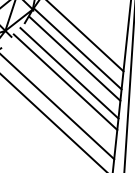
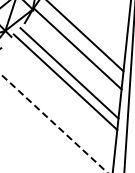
line: present -> none (74, 58)
line: present -> none (58, 107)
line: solid -> dashed (53, 122)
